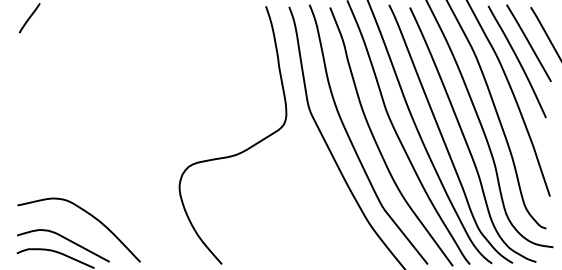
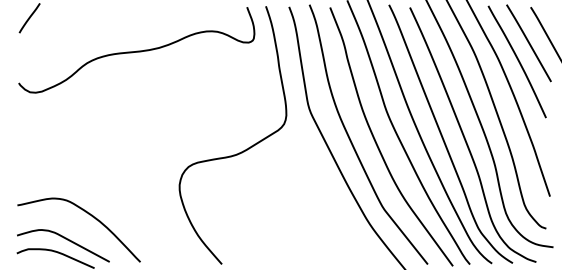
curve: none -> present (136, 50)
